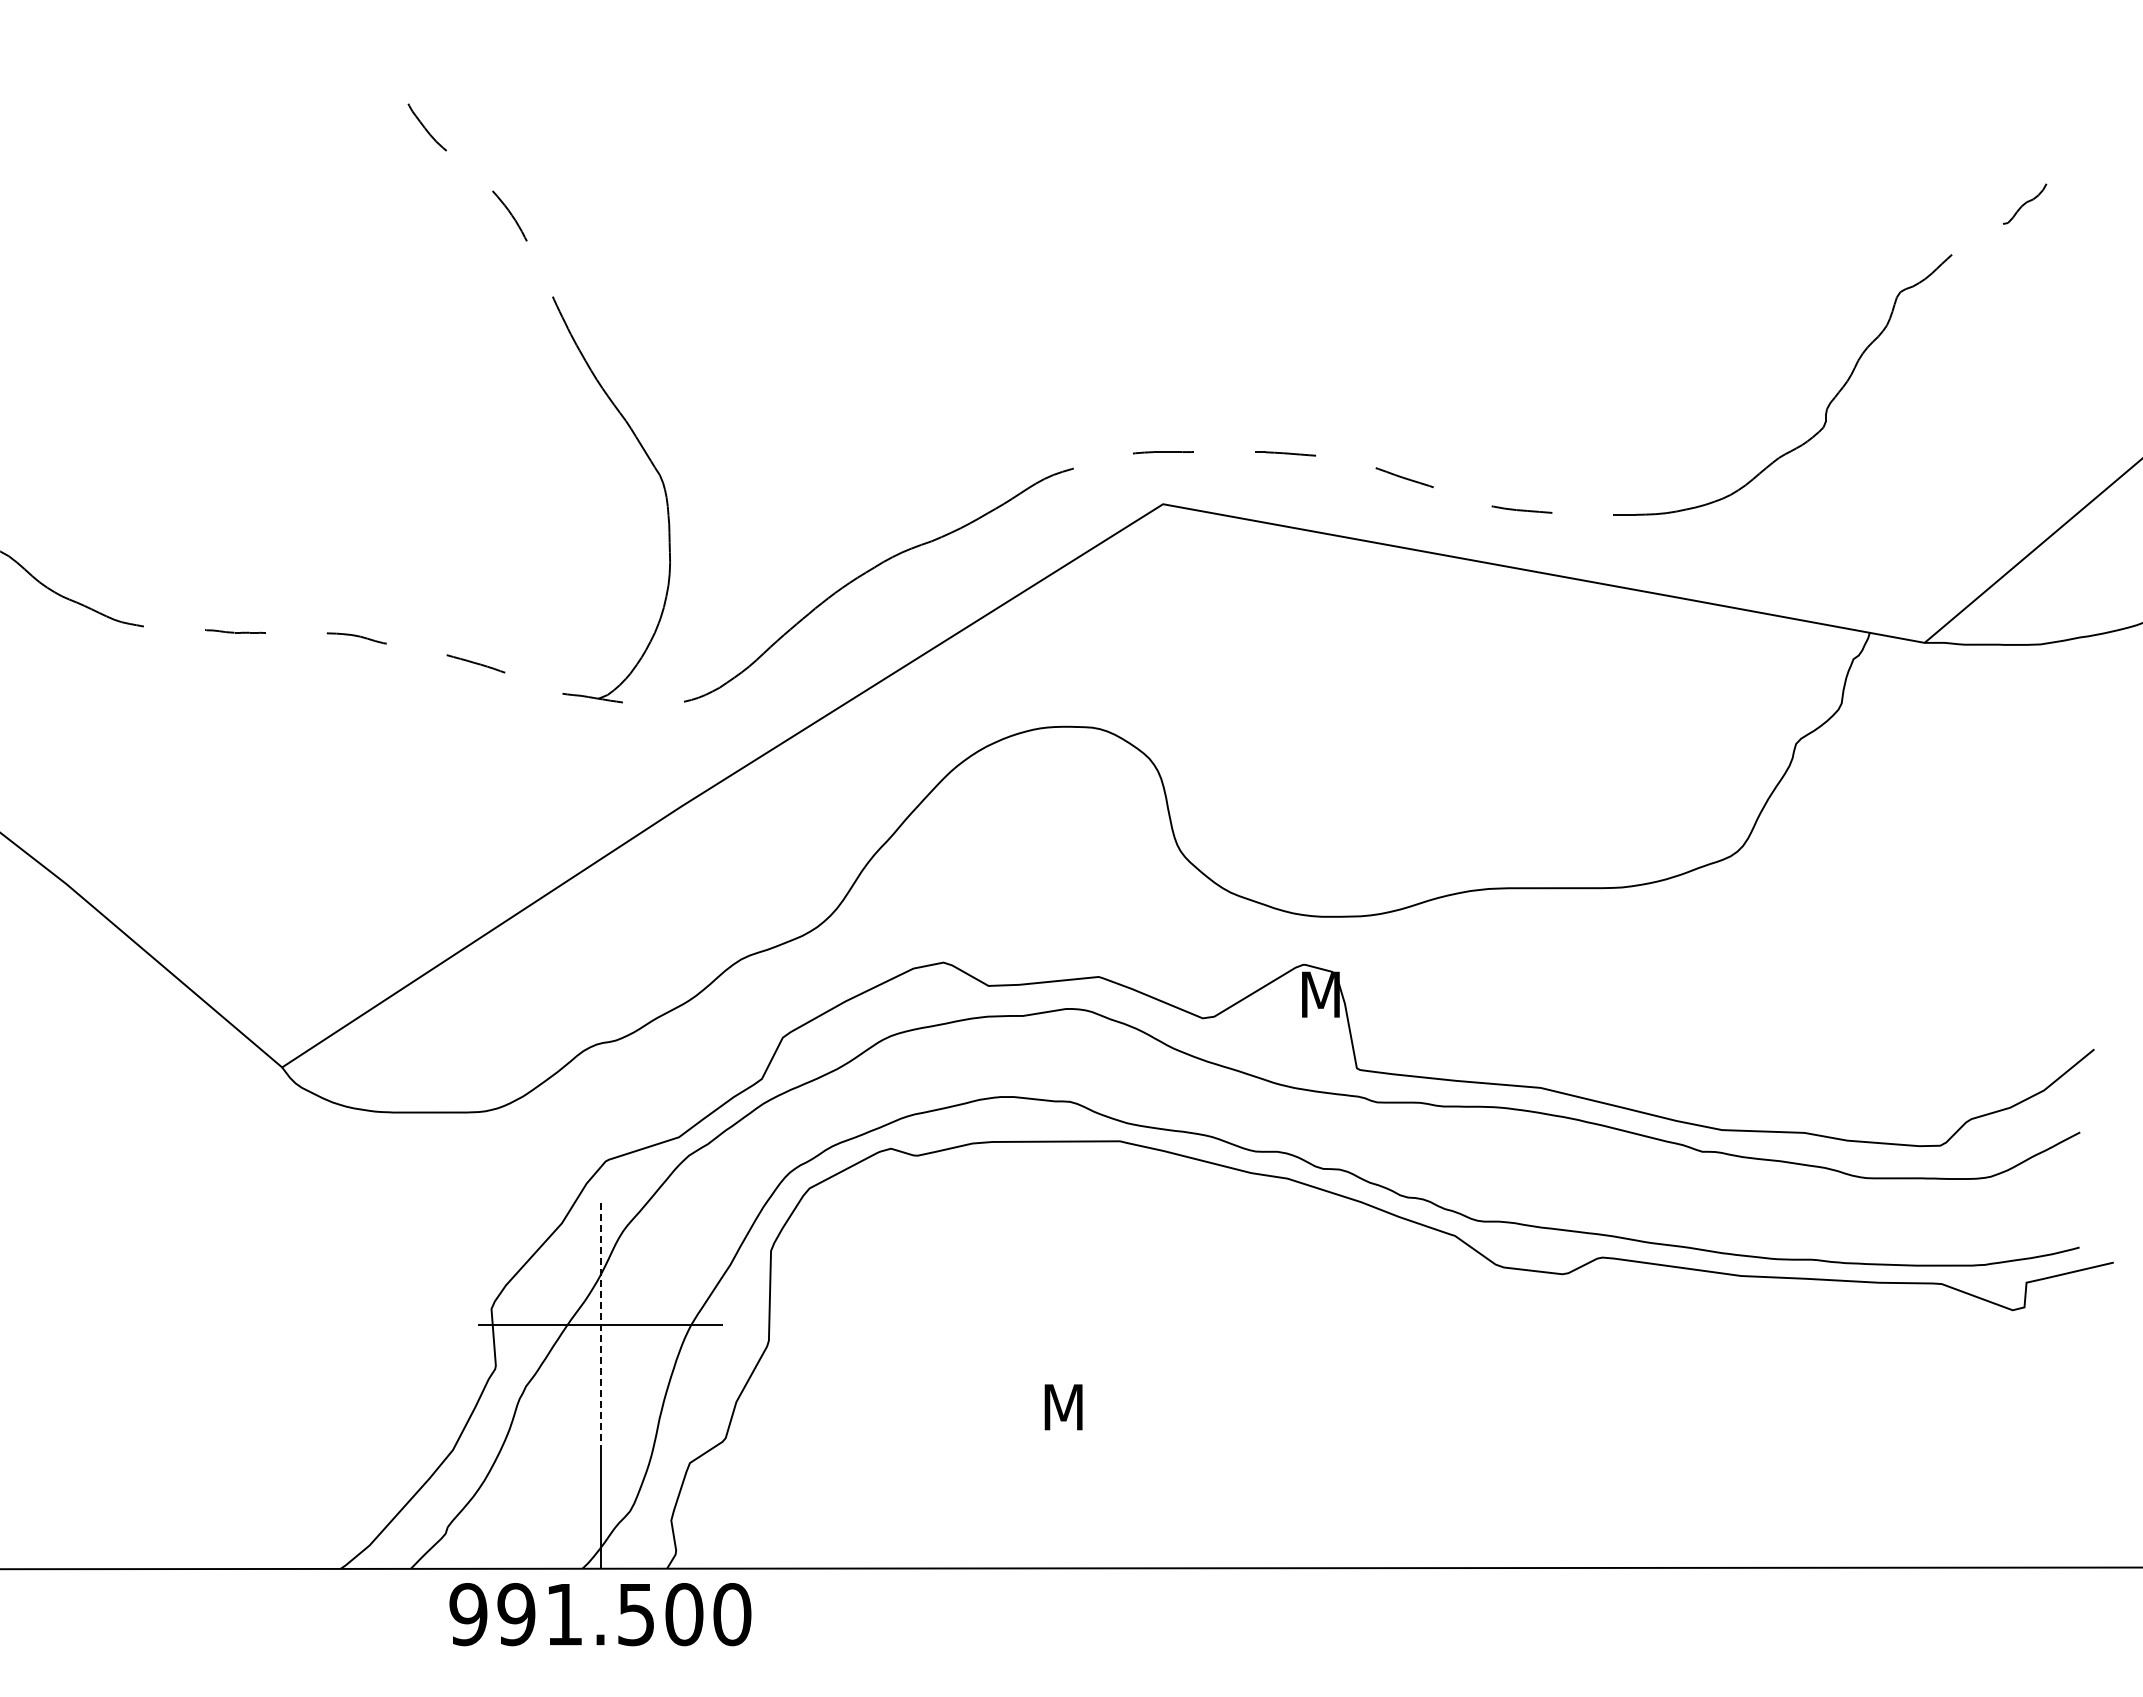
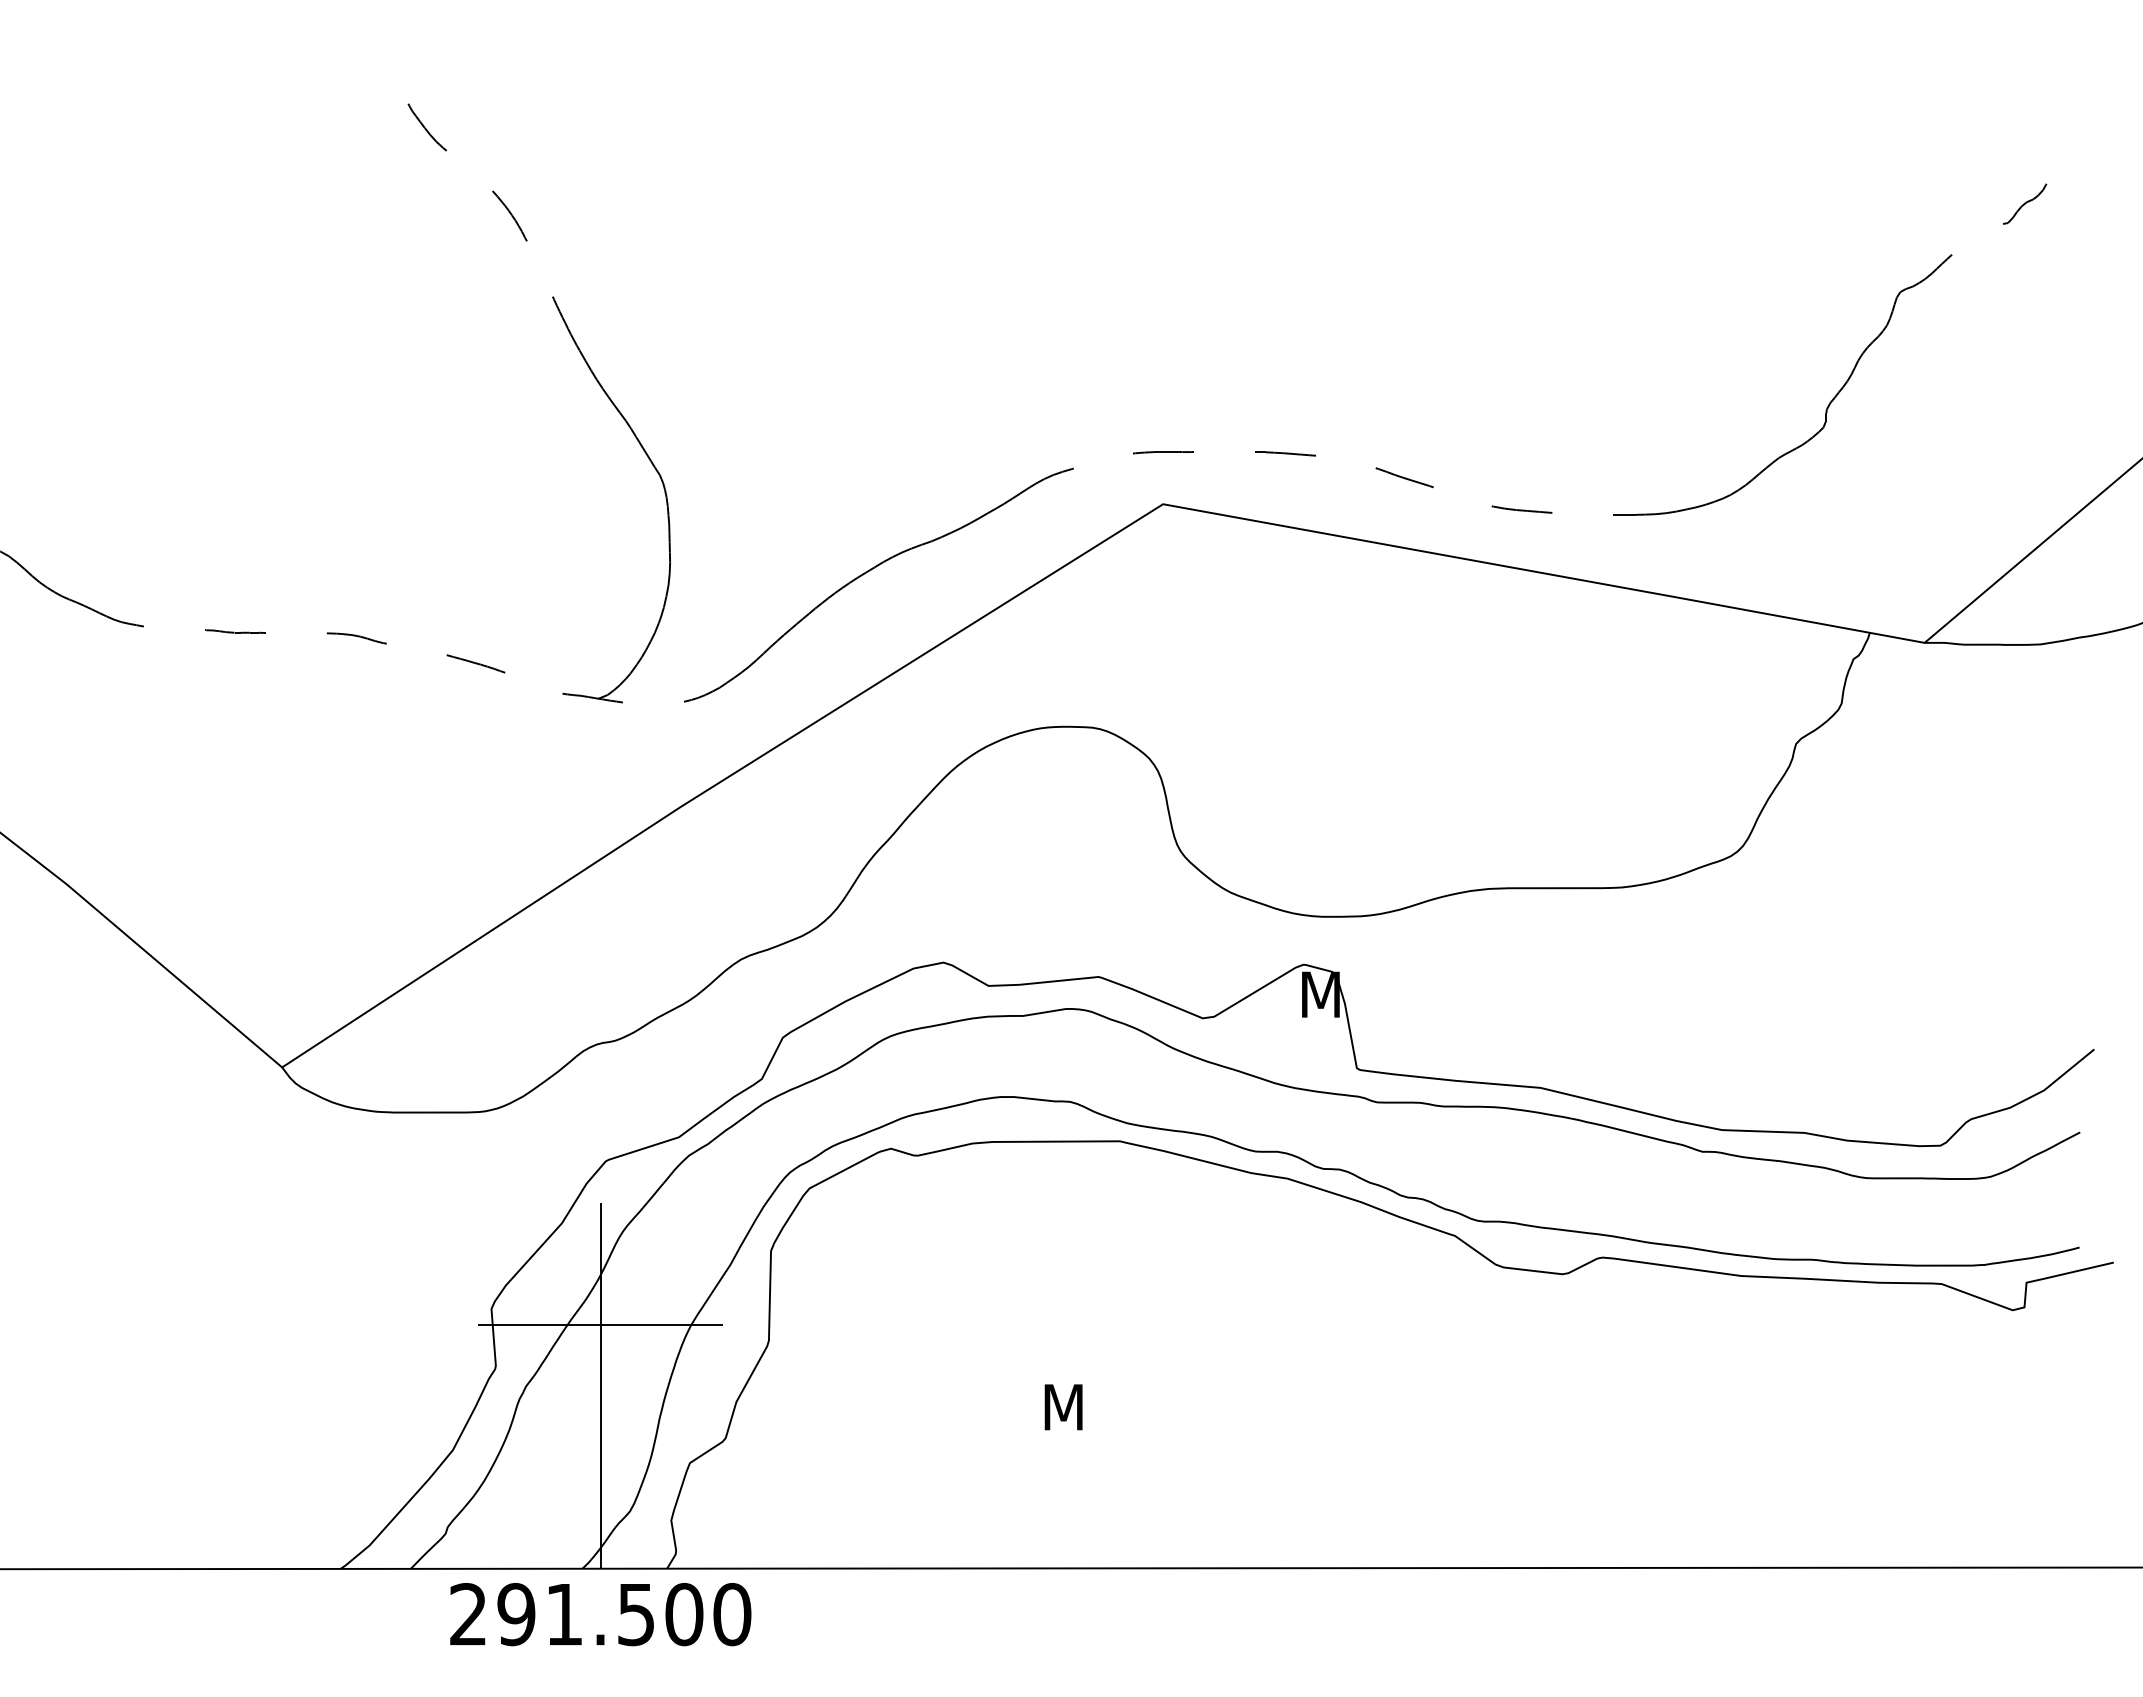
line: dashed -> solid (600, 1325)
text: 991.500 -> 291.500 (468, 1614)
